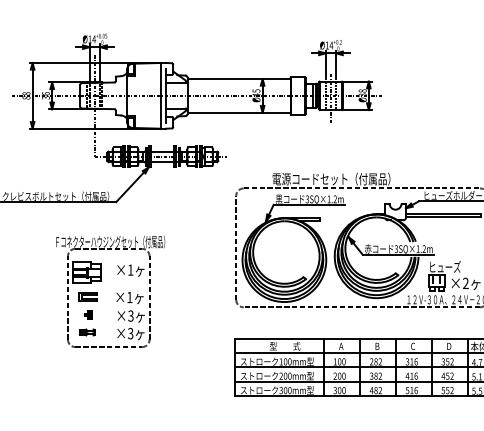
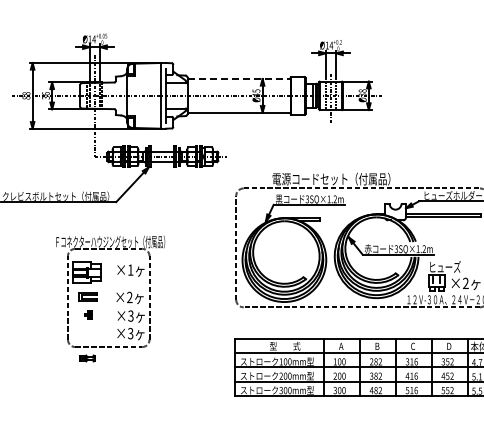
line: solid -> dashed (239, 79)
text: ×1 -> ×2 (129, 296)
part position: (87, 332) -> (87, 358) (87, 358)
